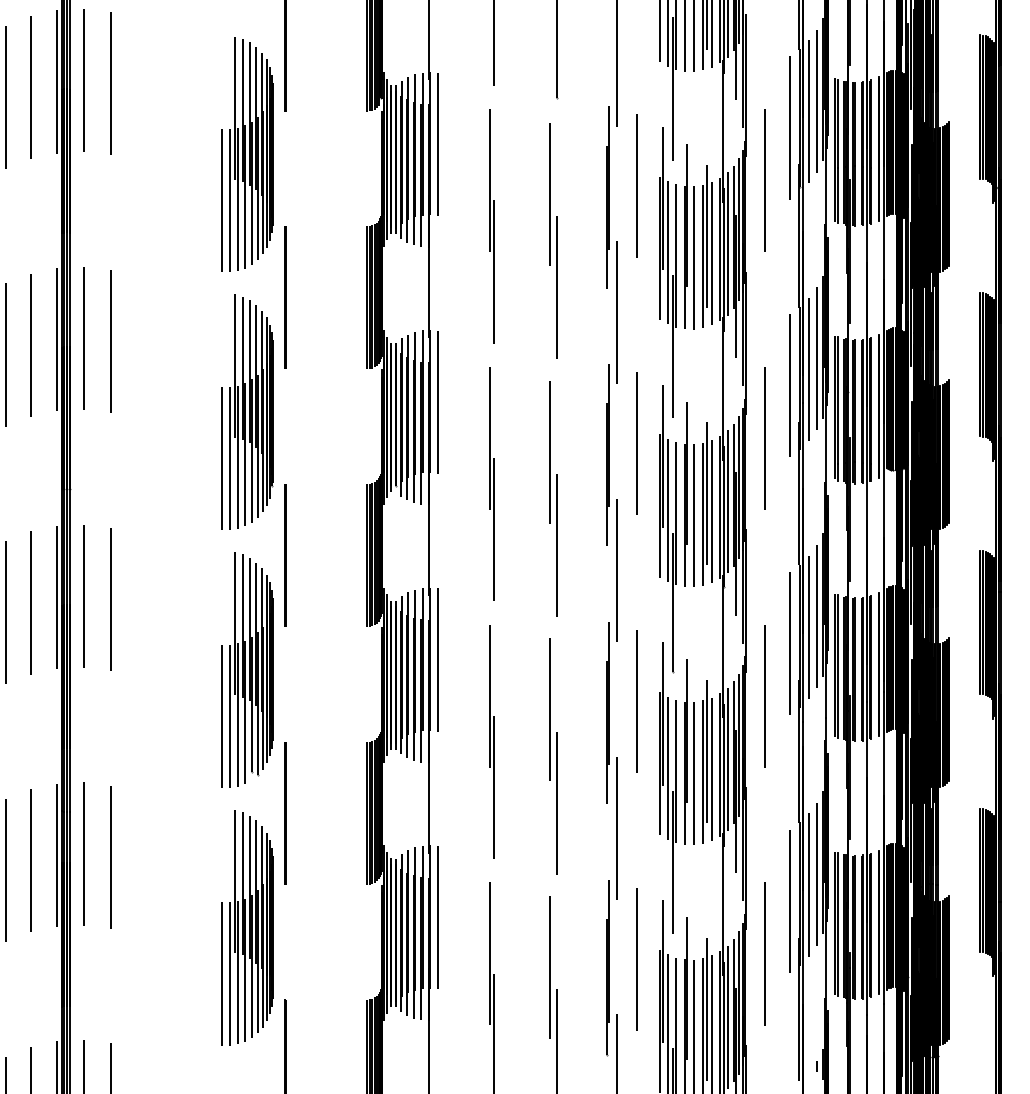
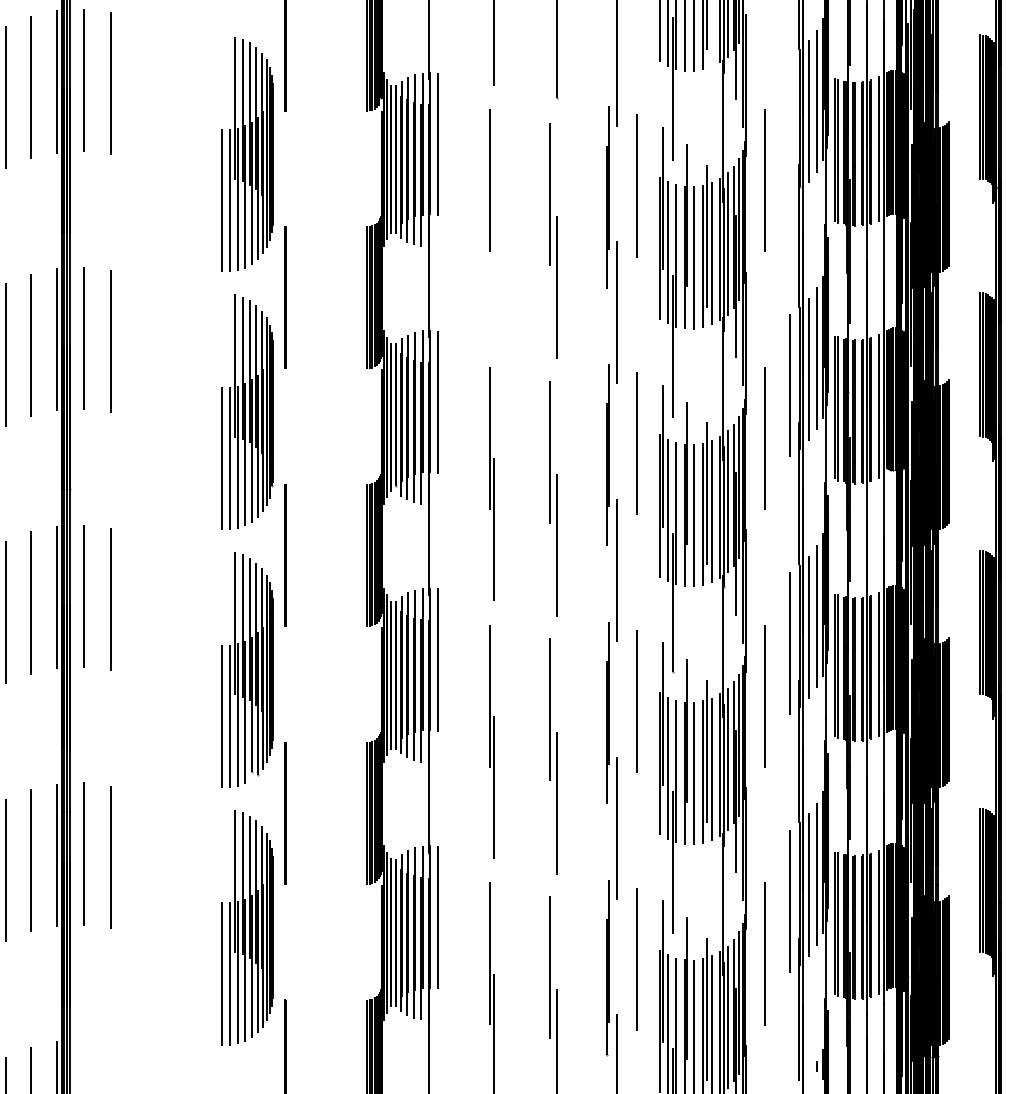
line: present -> none (712, 34)
line: present -> none (789, 127)
line: present -> none (494, 271)
line: present -> none (84, 1065)
line: present -> none (111, 1066)
